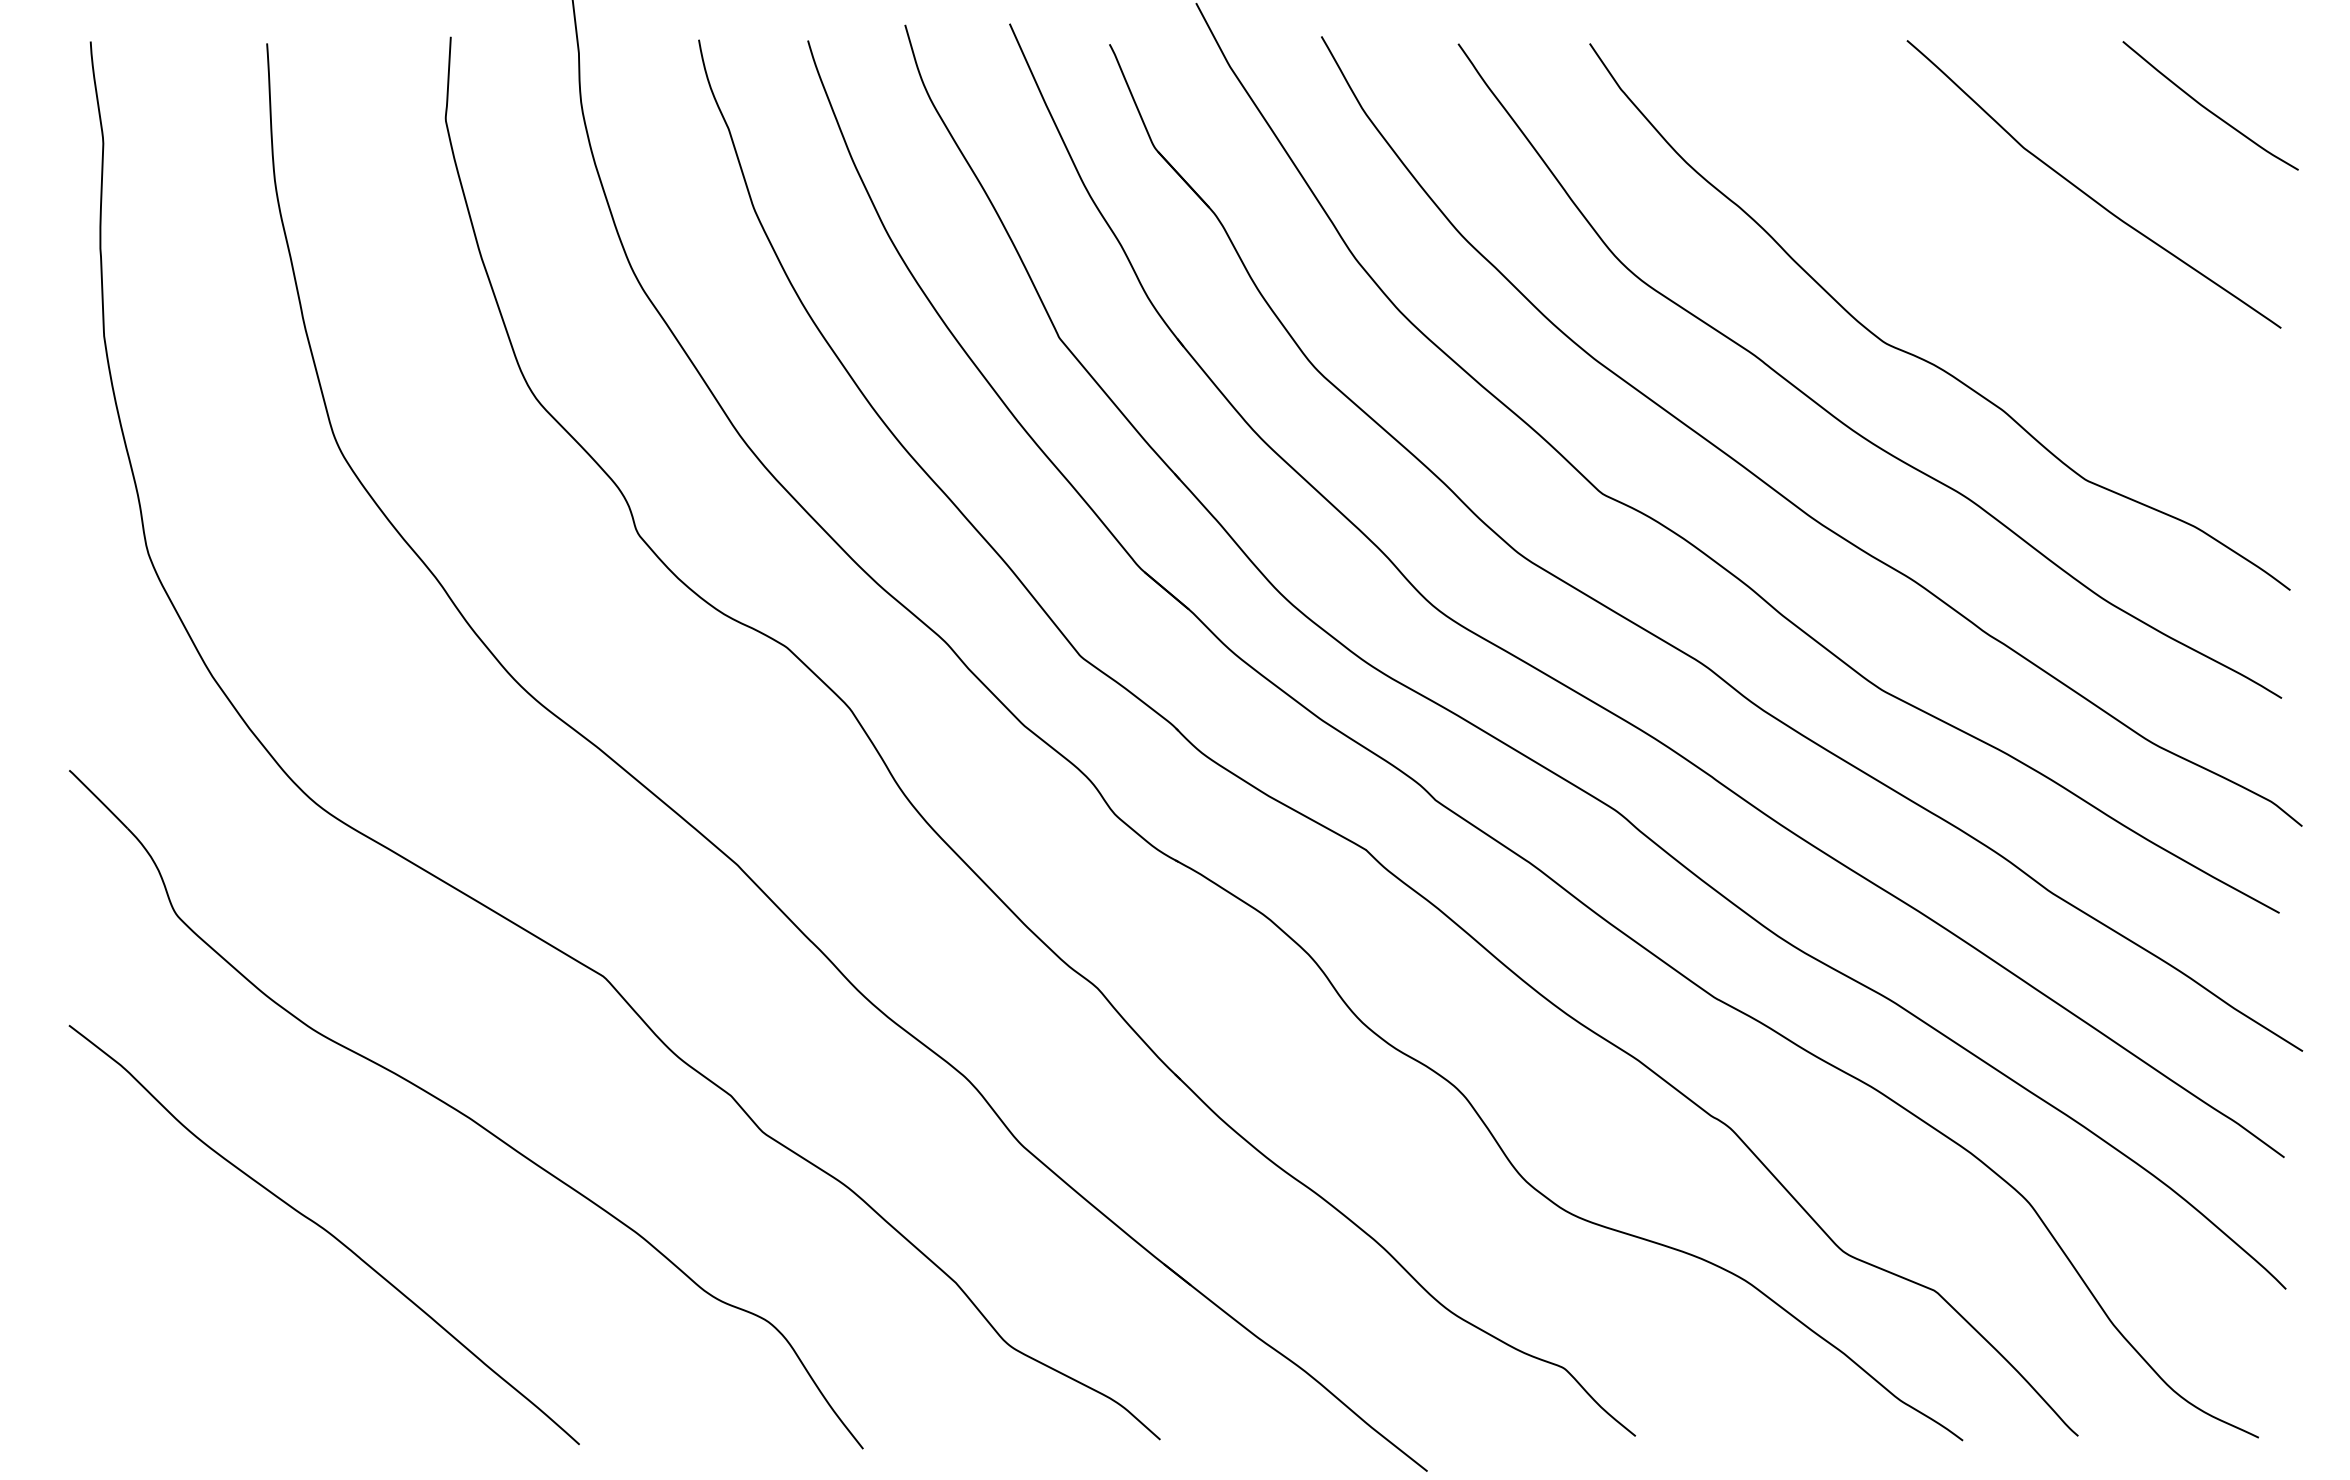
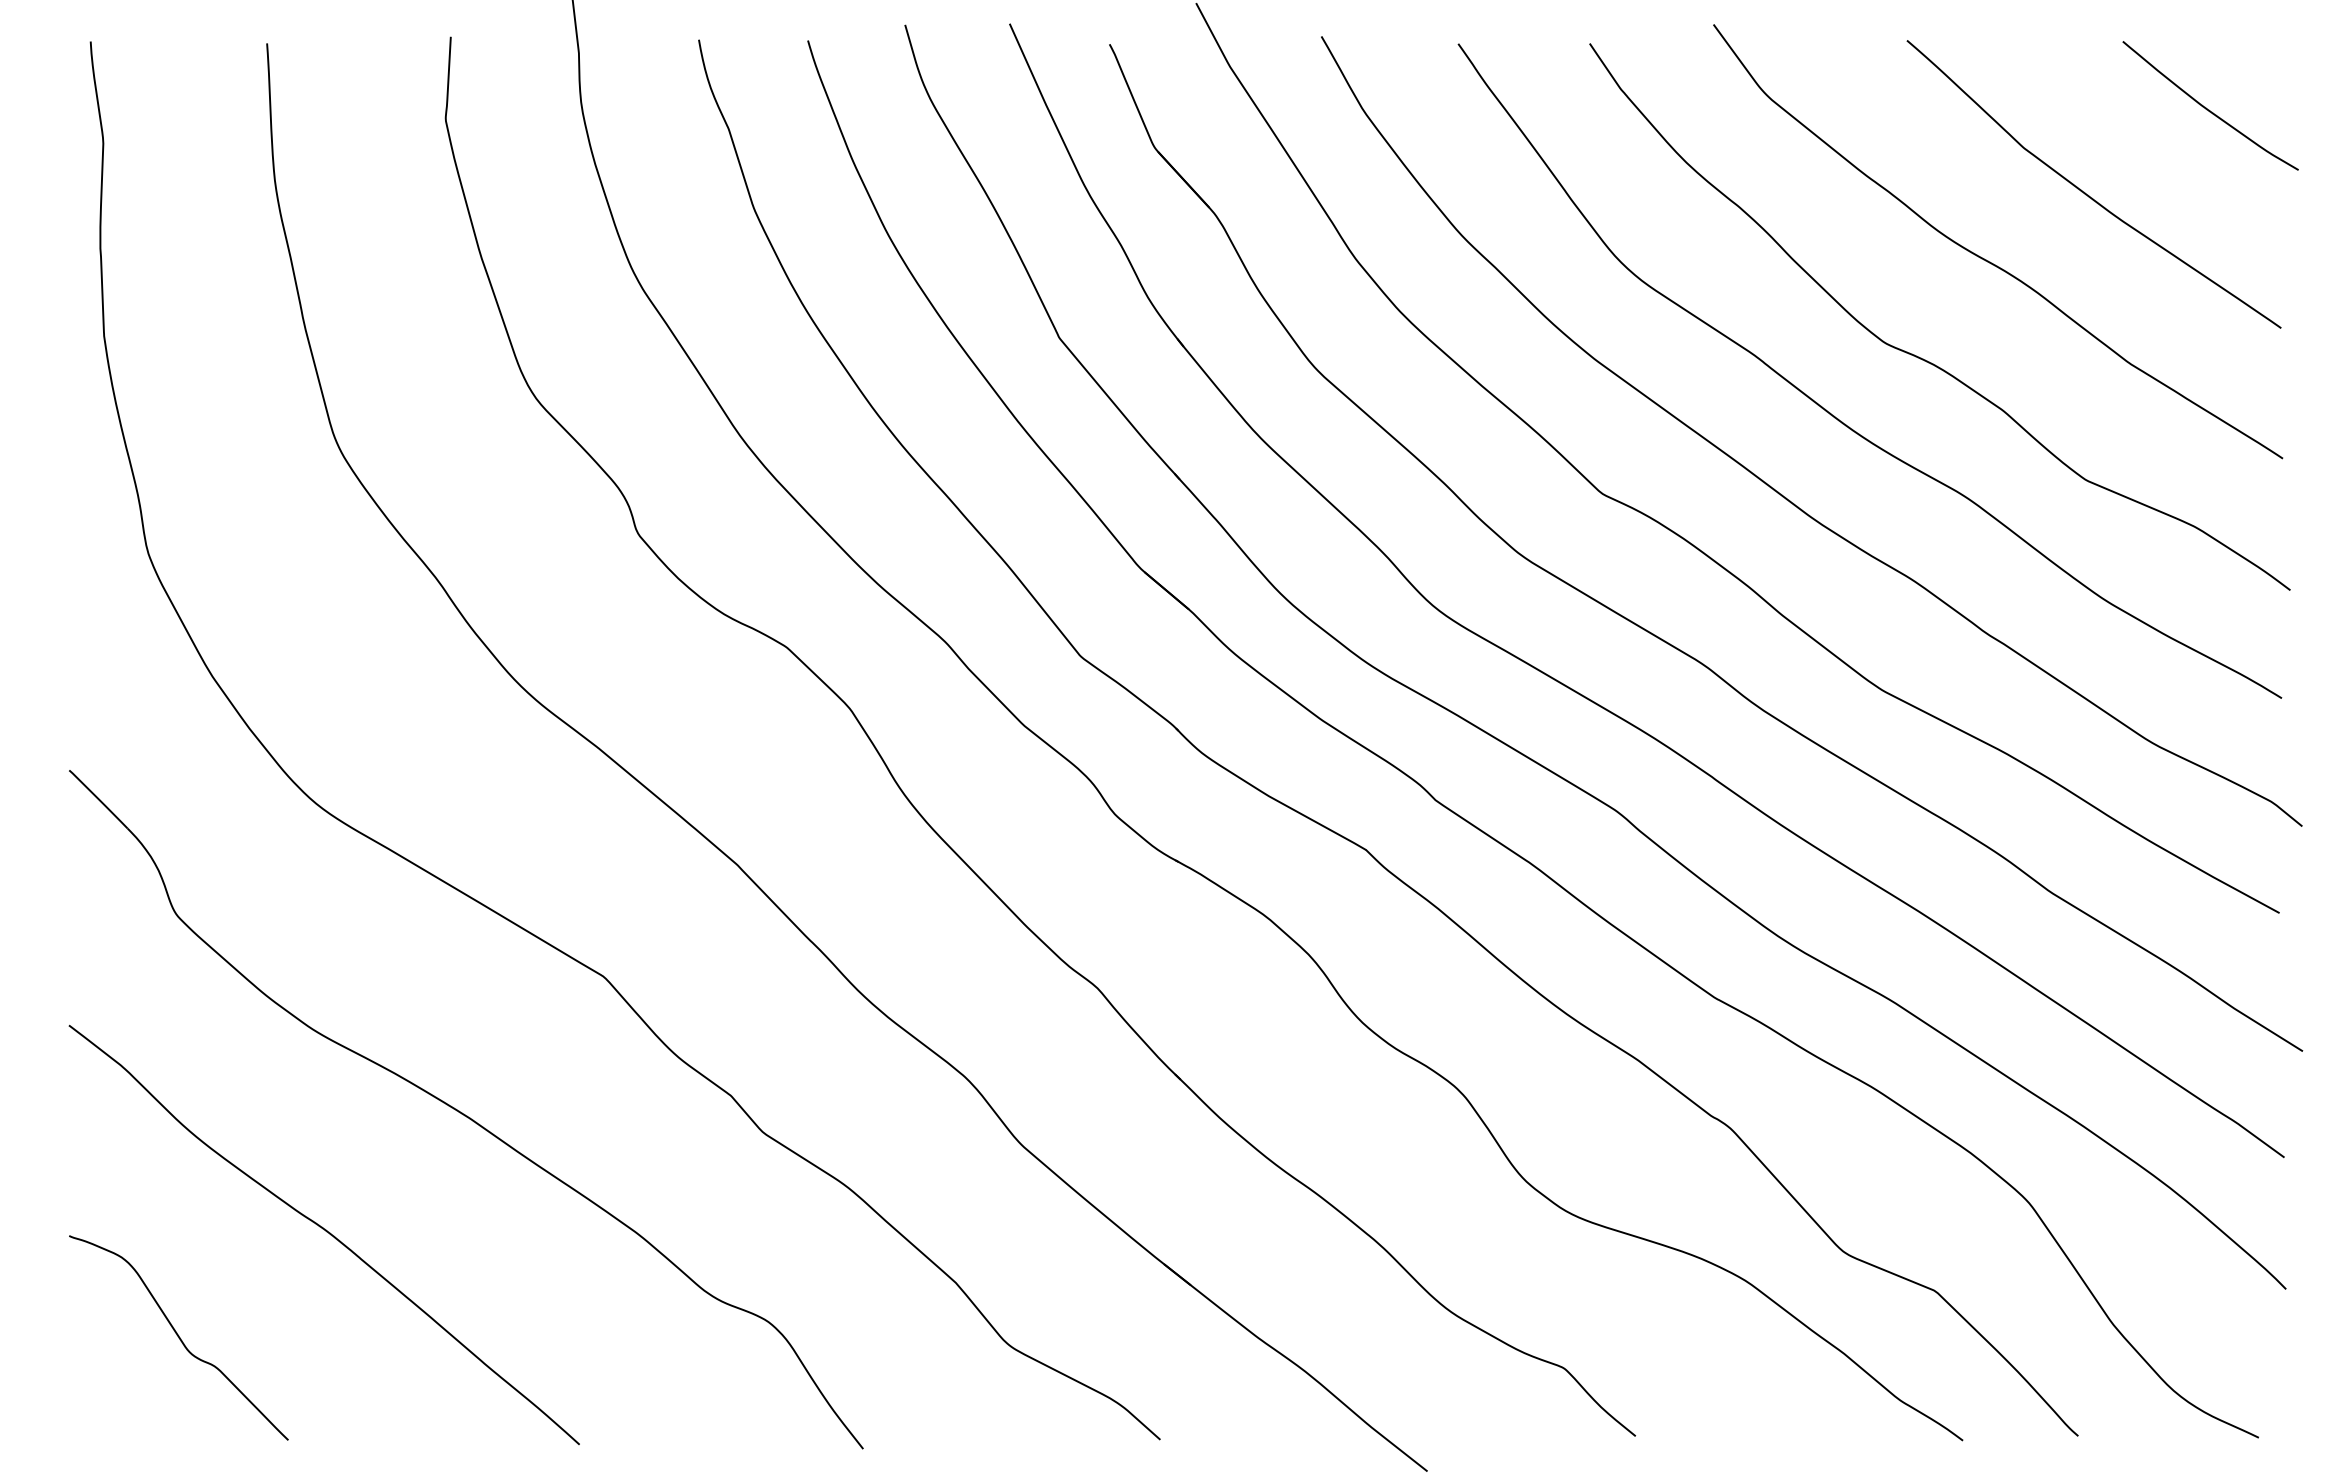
curve: none -> present (1988, 260)
curve: none -> present (178, 1337)
